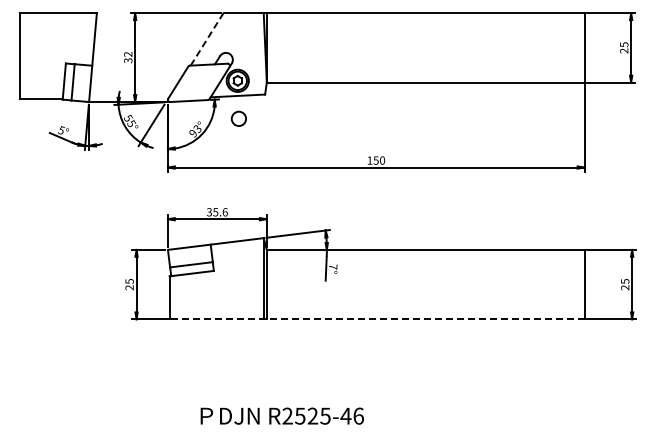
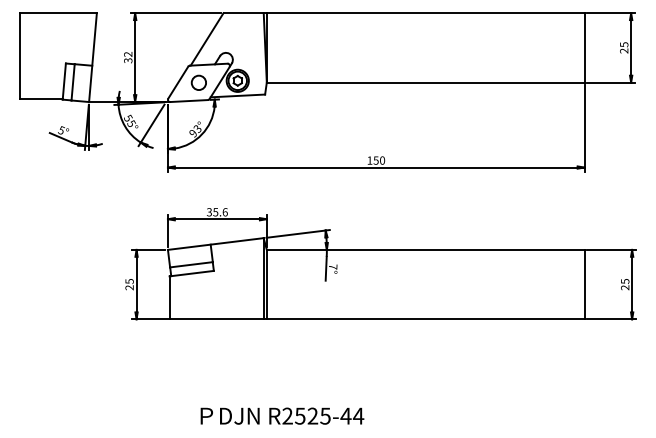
line: dashed -> solid (207, 39)
circle position: (238, 118) -> (198, 82) (198, 82)
line: dashed -> solid (376, 319)
text: R2525-46 -> R2525-44 (358, 415)
